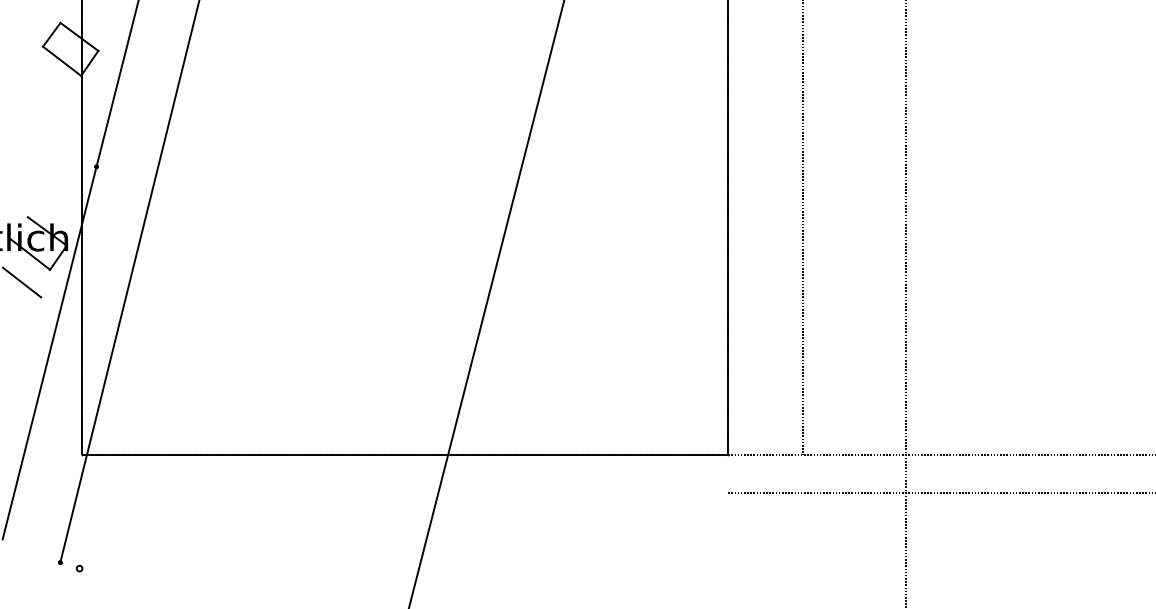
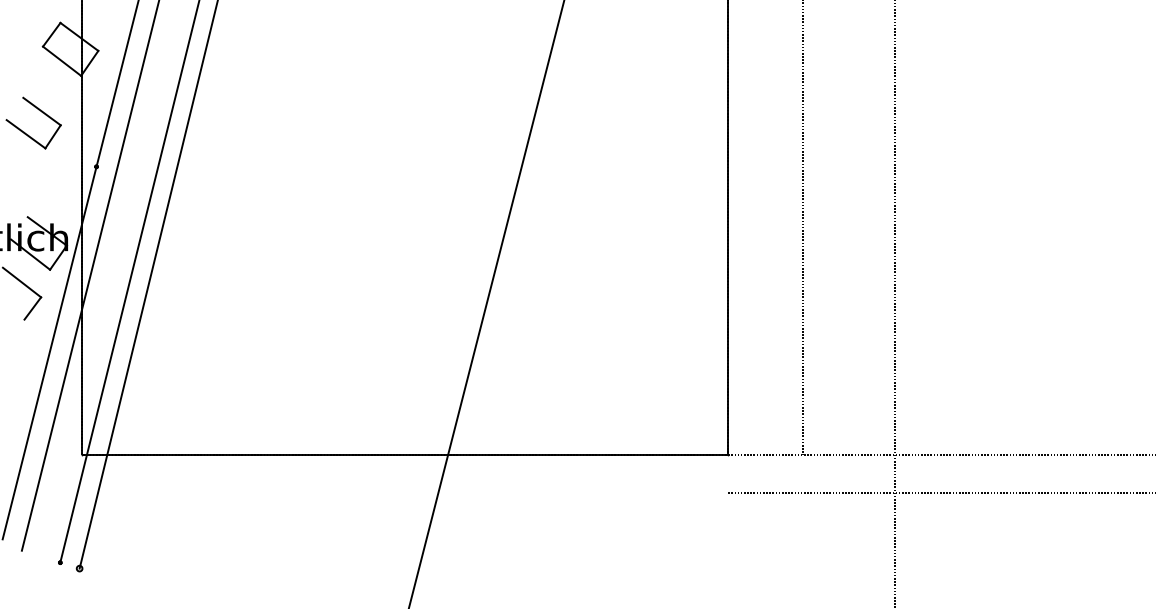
part: none -> present (42, 113)
line: none -> present (89, 276)
line: none -> present (148, 285)
line position: (906, 303) -> (895, 303) (895, 303)
line: none -> present (32, 308)
